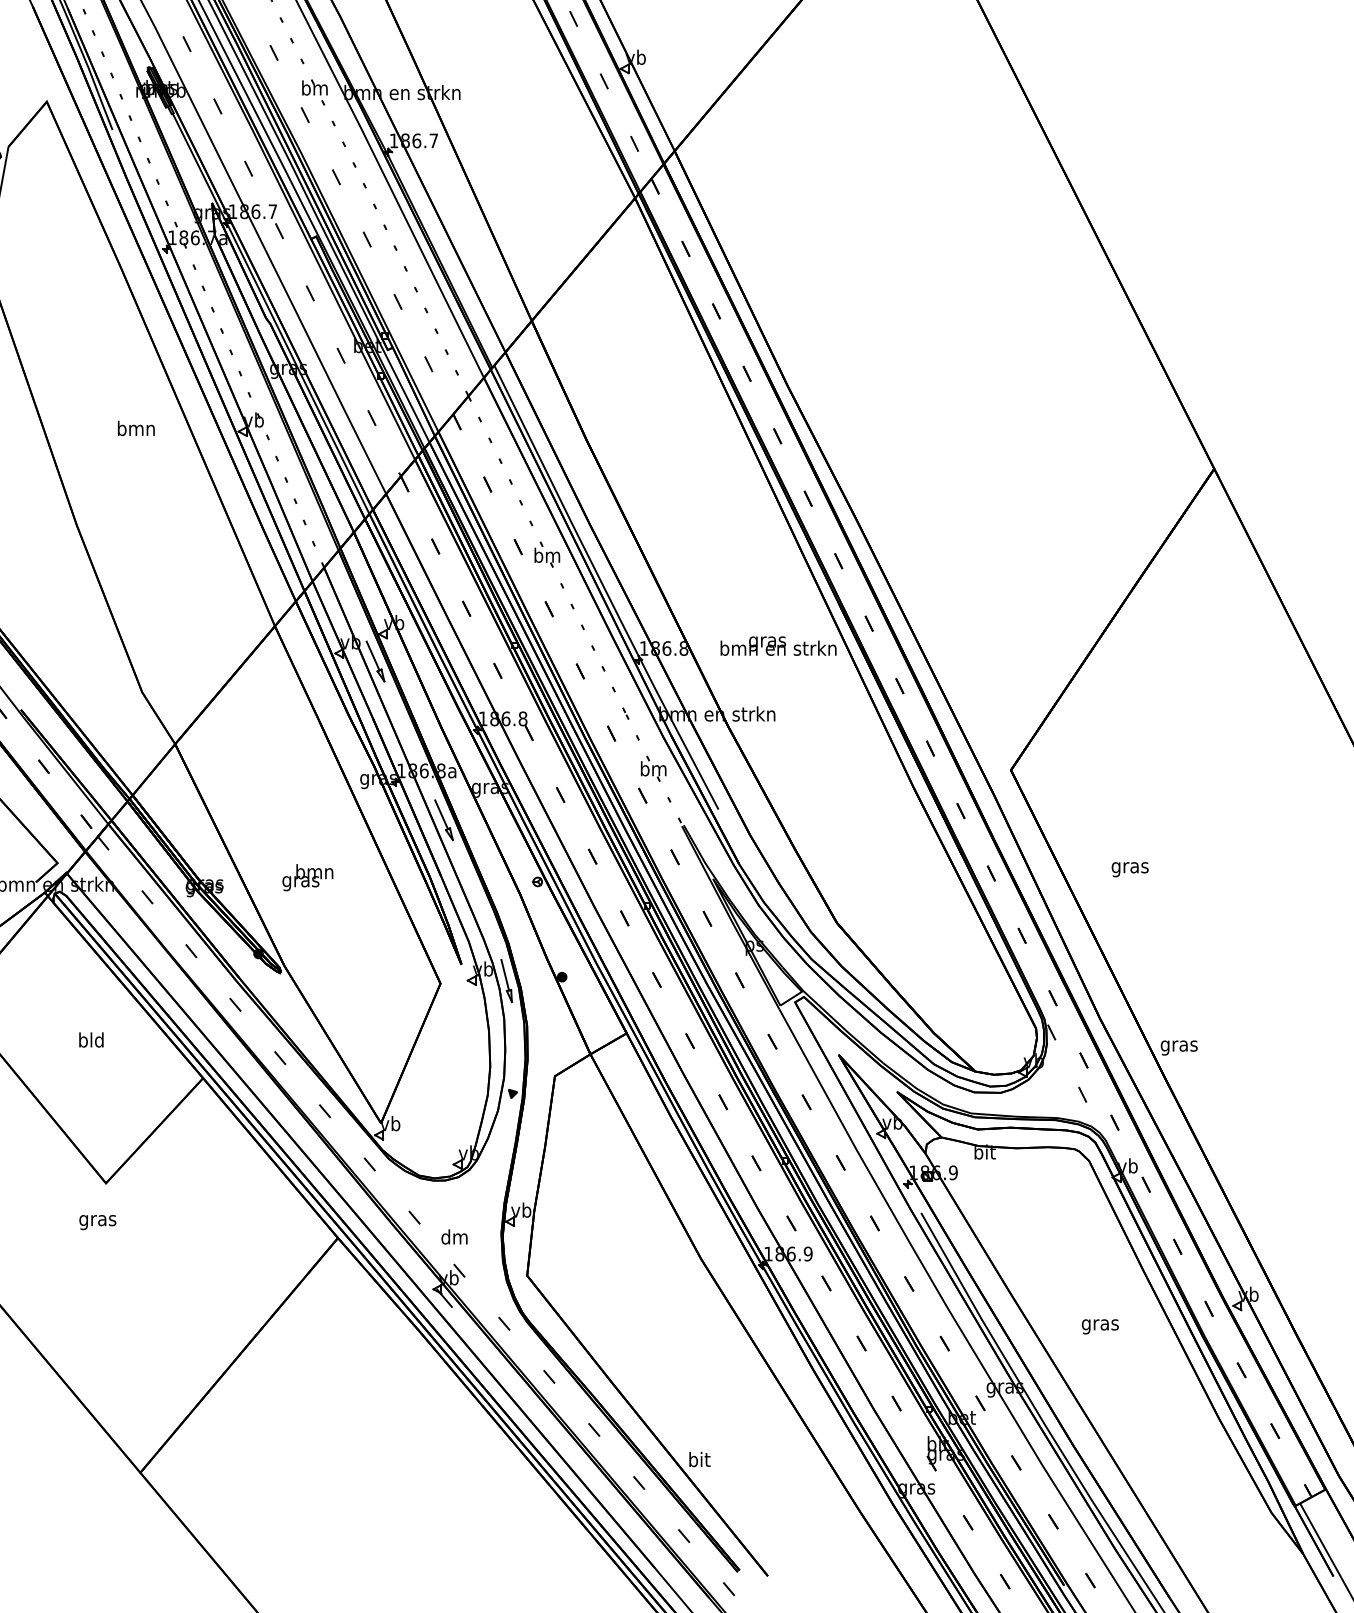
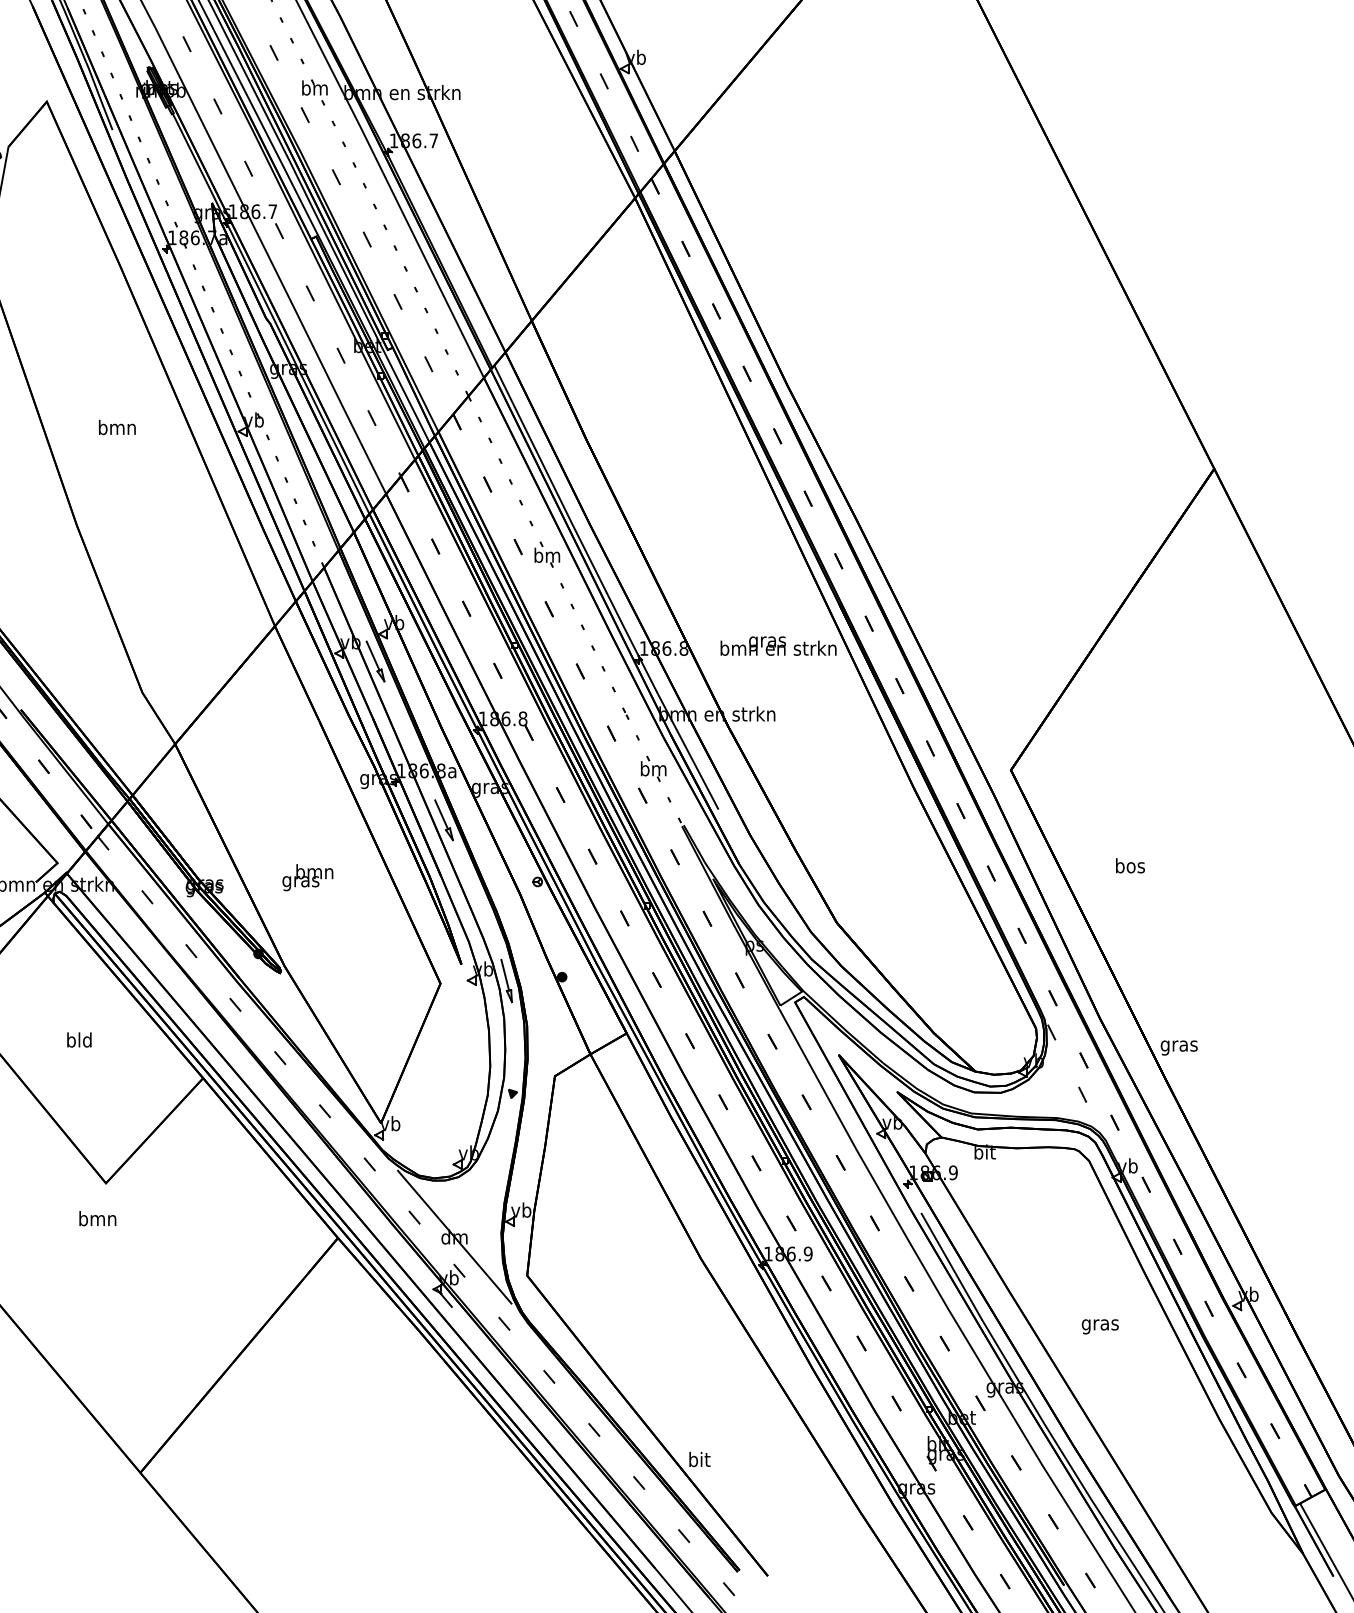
text position: (136, 428) -> (117, 427) (117, 427)
text: gras -> bos (1129, 867)
text position: (91, 1039) -> (79, 1039) (79, 1039)
text: gras -> bmn (97, 1220)
line: none -> present (454, 1236)
